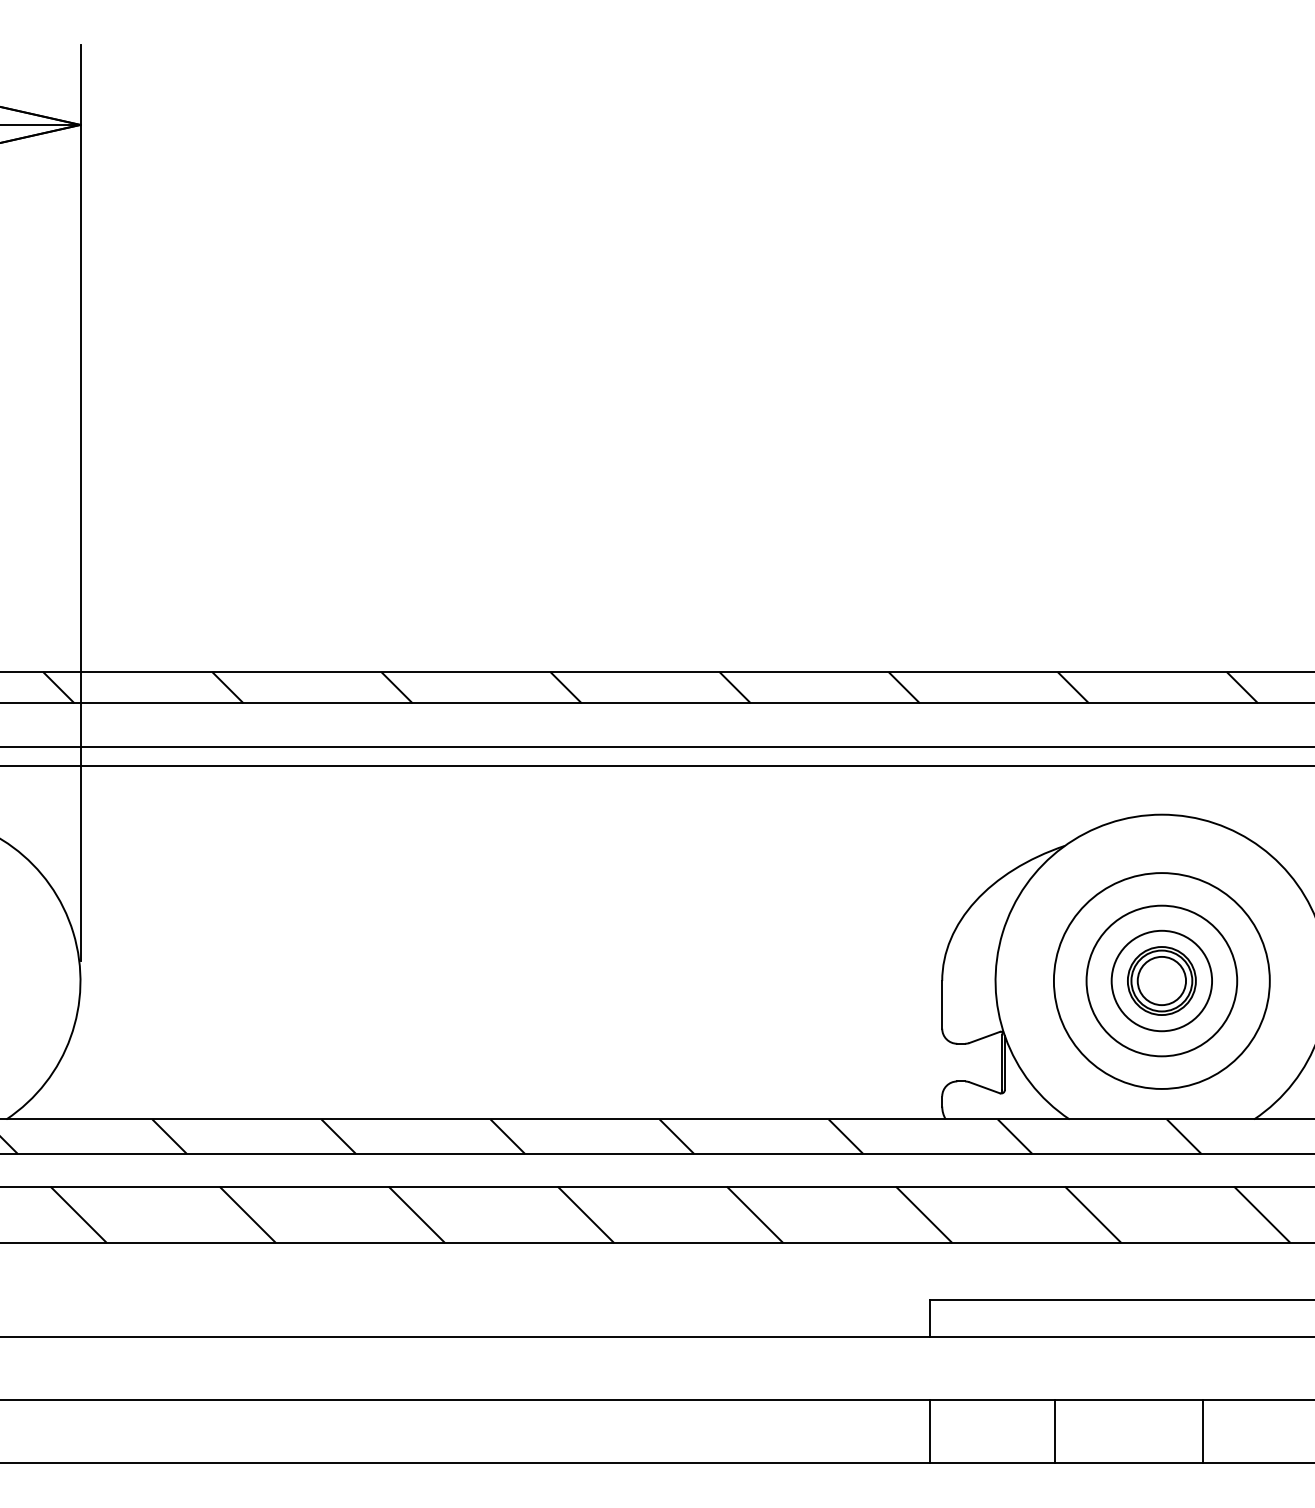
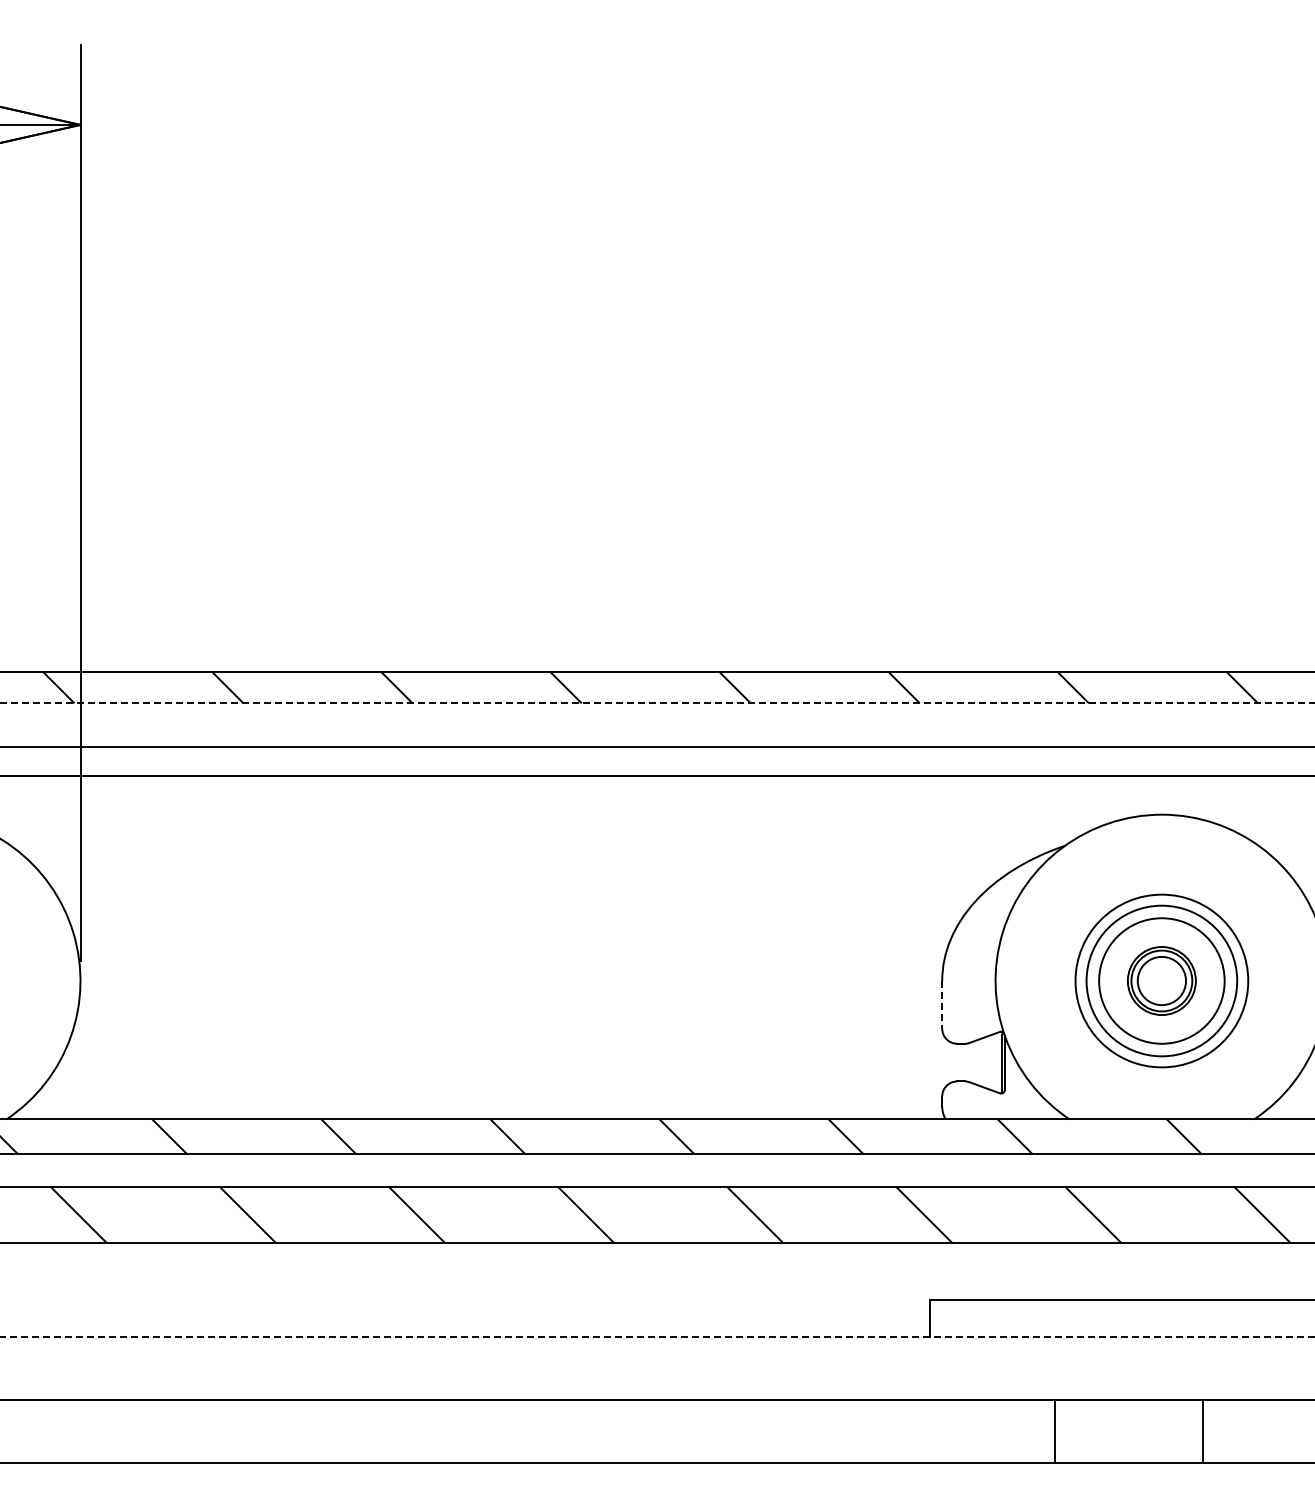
line: solid -> dashed (657, 703)
line position: (656, 766) -> (656, 776) (656, 776)
circle diameter: 100 px -> 126 px (1161, 980)
circle diameter: 216 px -> 173 px (1161, 980)
line: solid -> dashed (942, 1004)
line: solid -> dashed (657, 1337)
line: present -> none (929, 1430)
